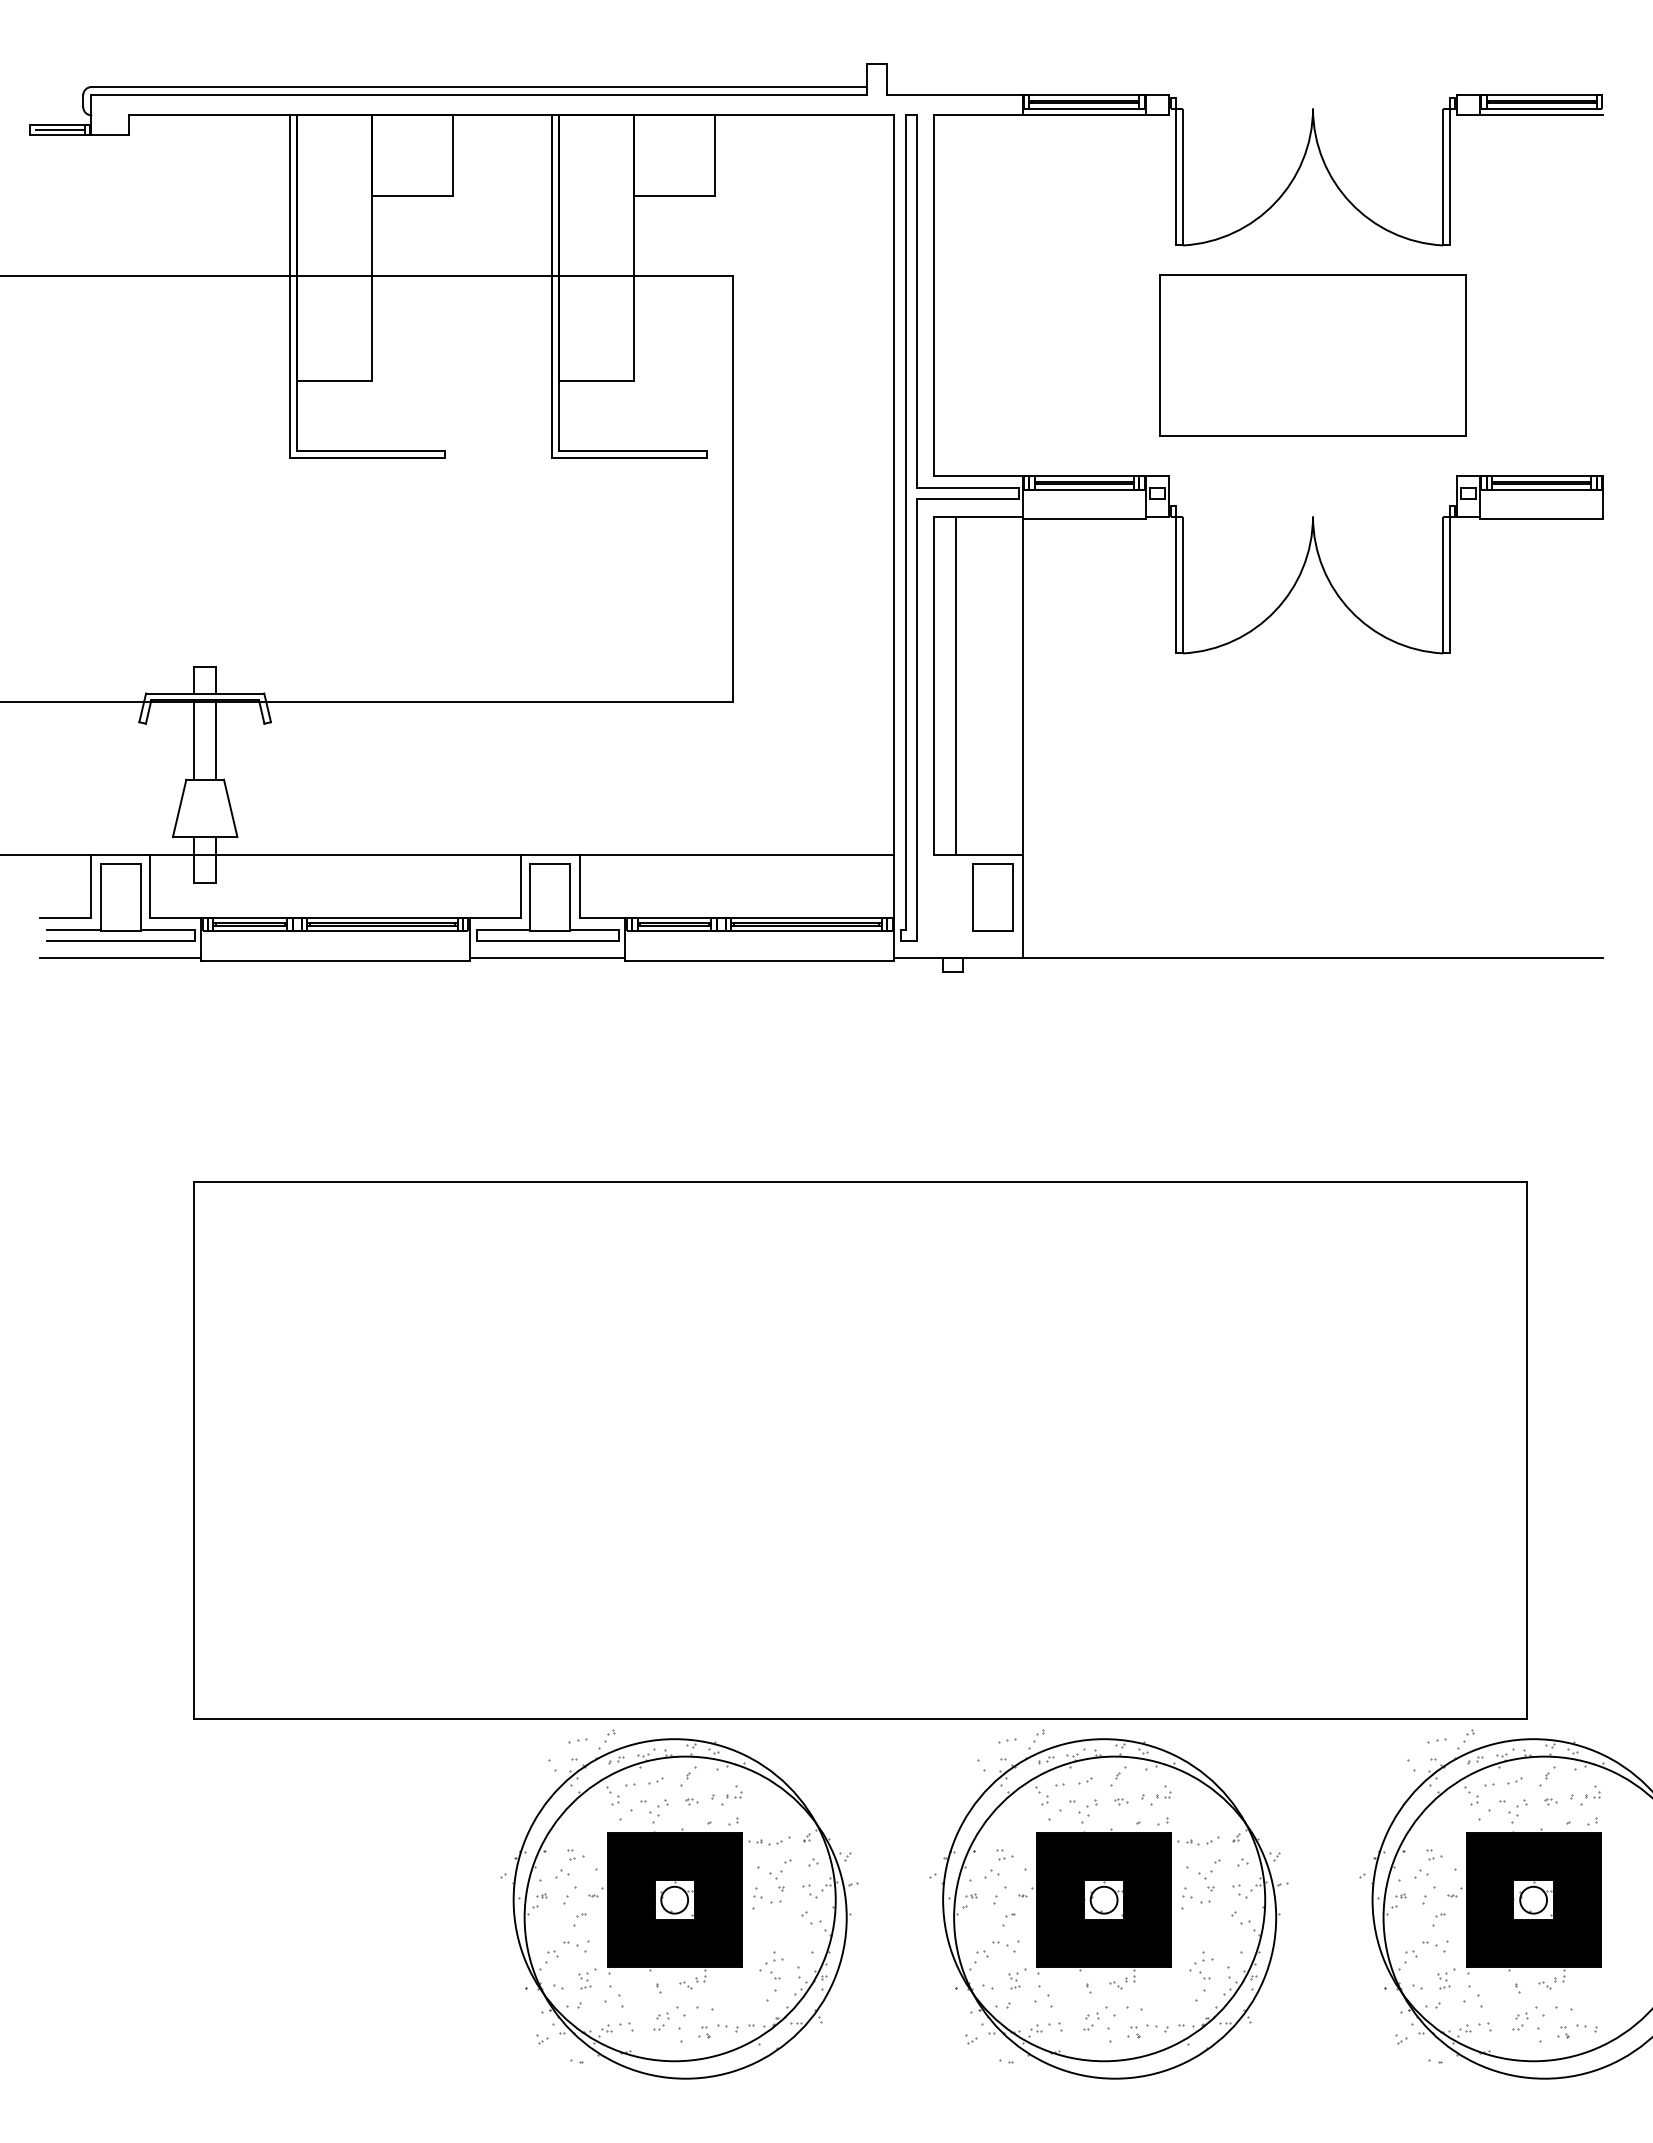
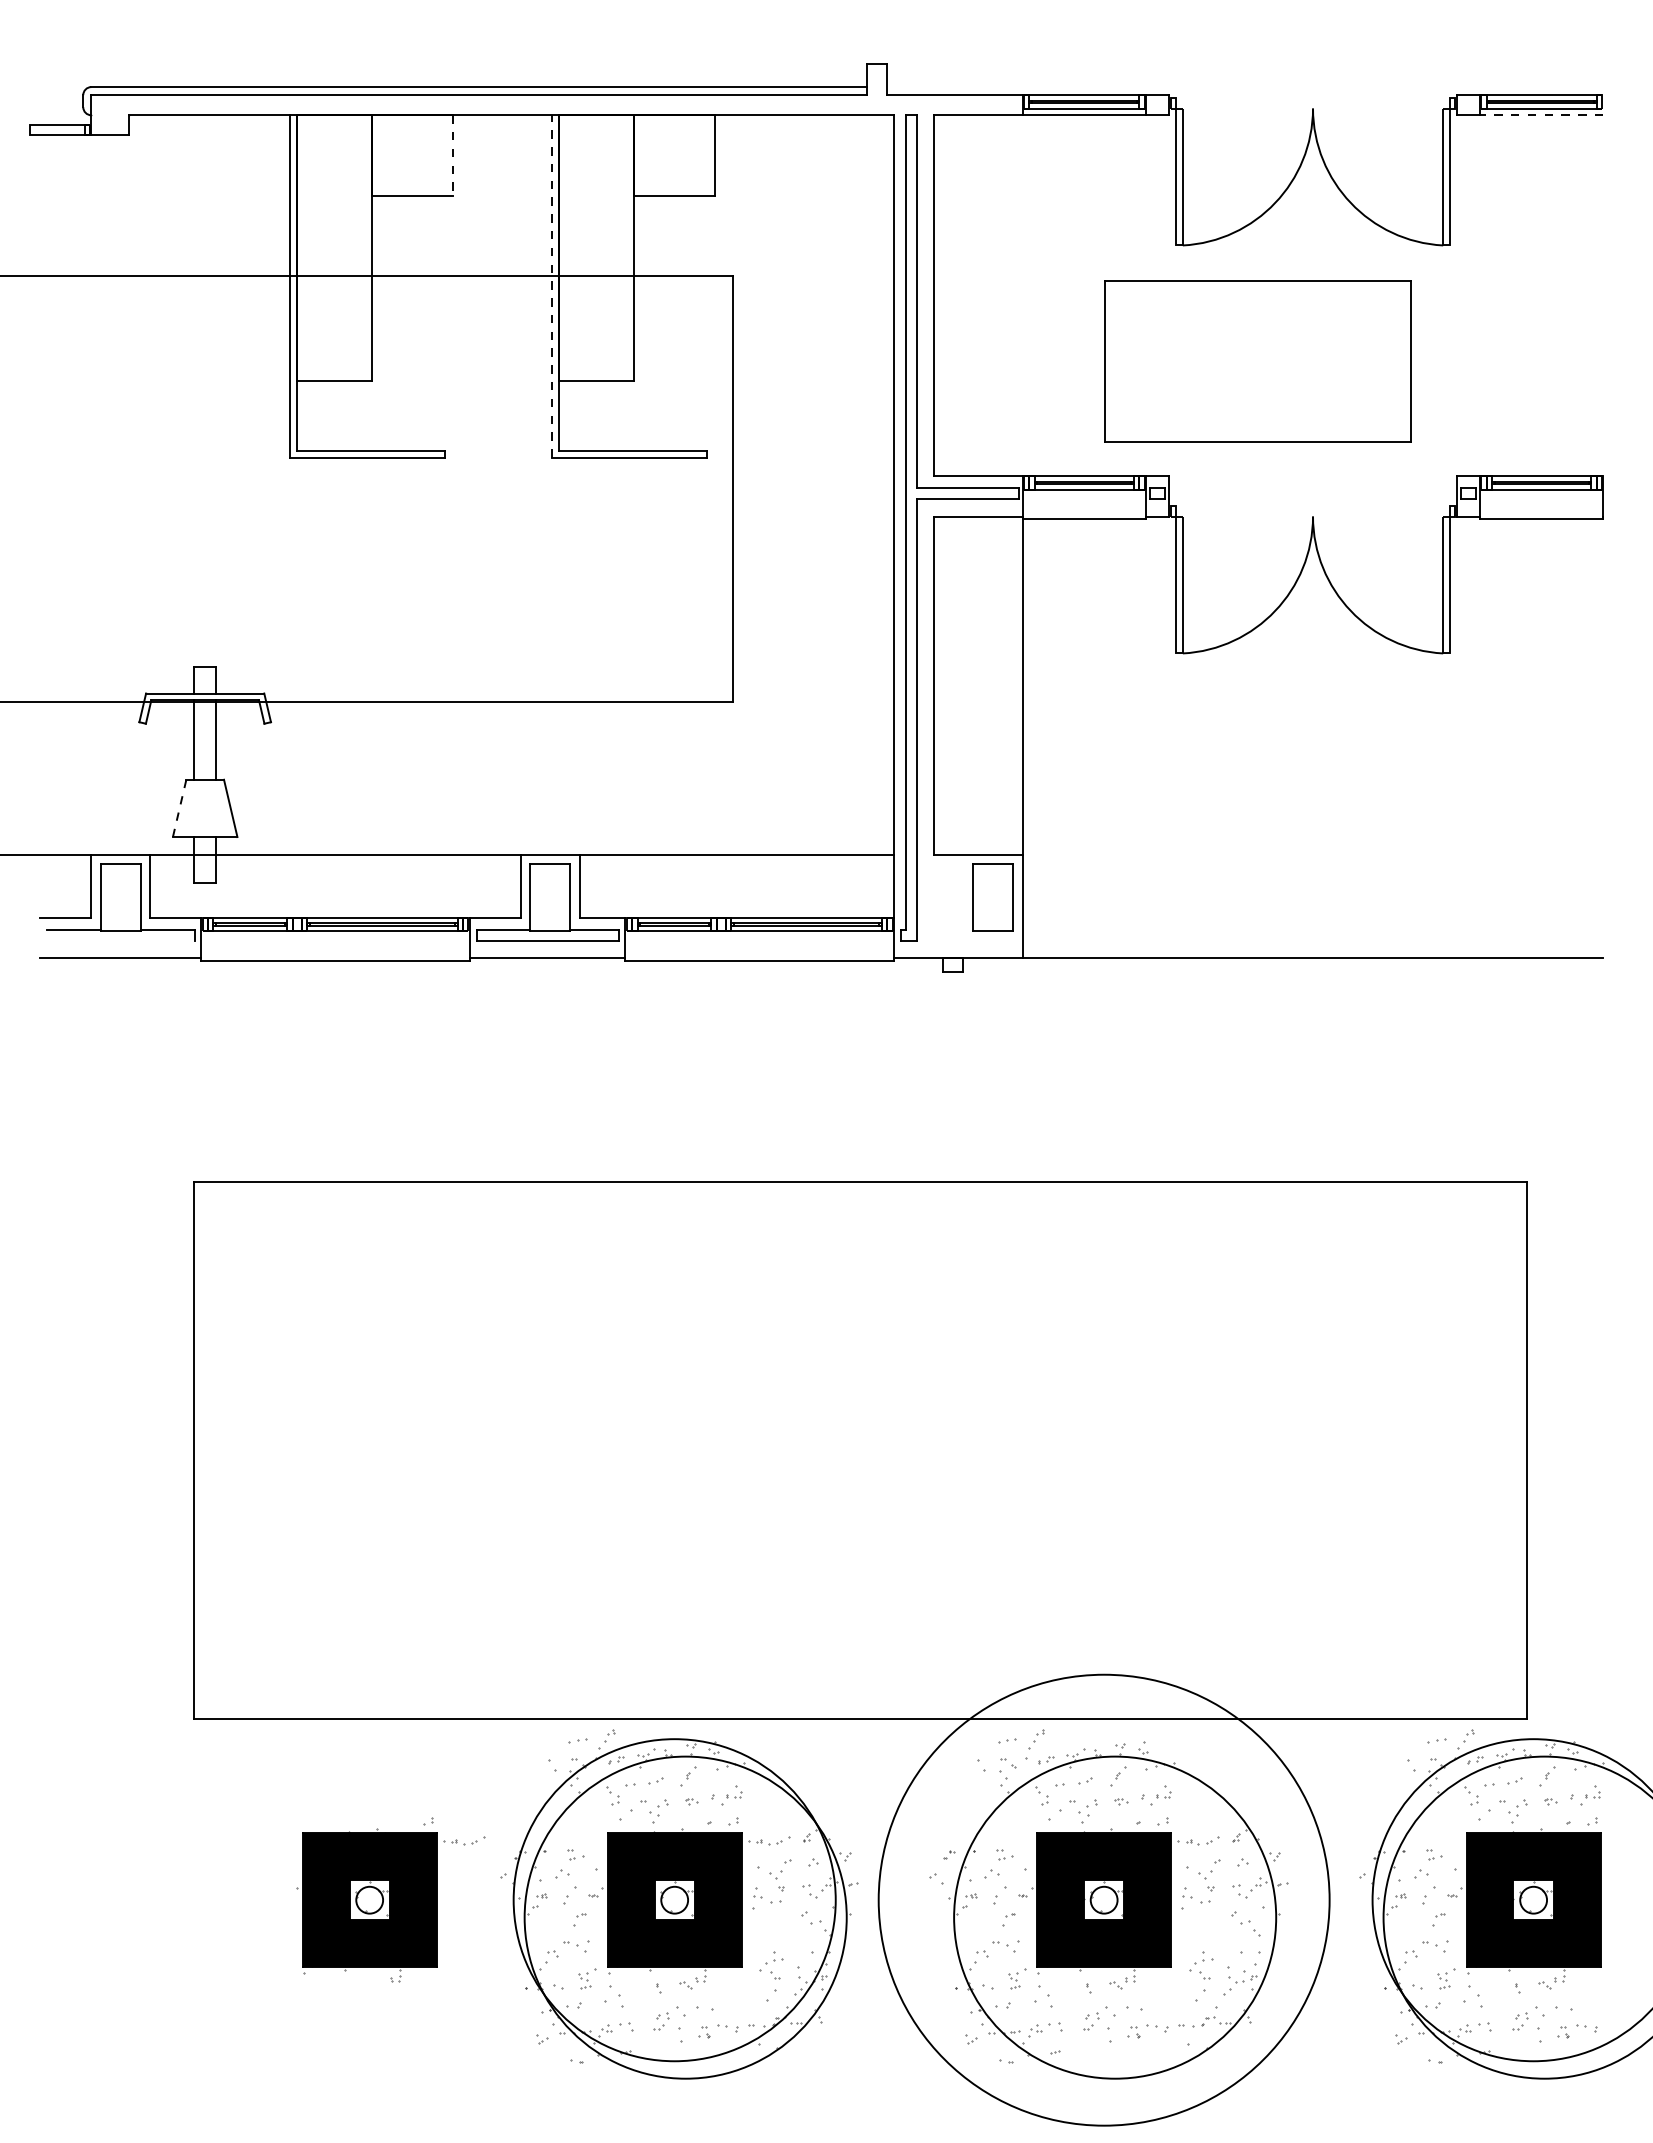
line: solid -> dashed (1541, 115)
line: present -> none (59, 130)
line: solid -> dashed (452, 156)
line: solid -> dashed (552, 285)
part position: (1312, 355) -> (1257, 361) (1257, 361)
line: present -> none (955, 685)
line: solid -> dashed (179, 807)
line: present -> none (120, 940)
part: none -> present (390, 1899)
circle diameter: 322 px -> 451 px (1103, 1899)
